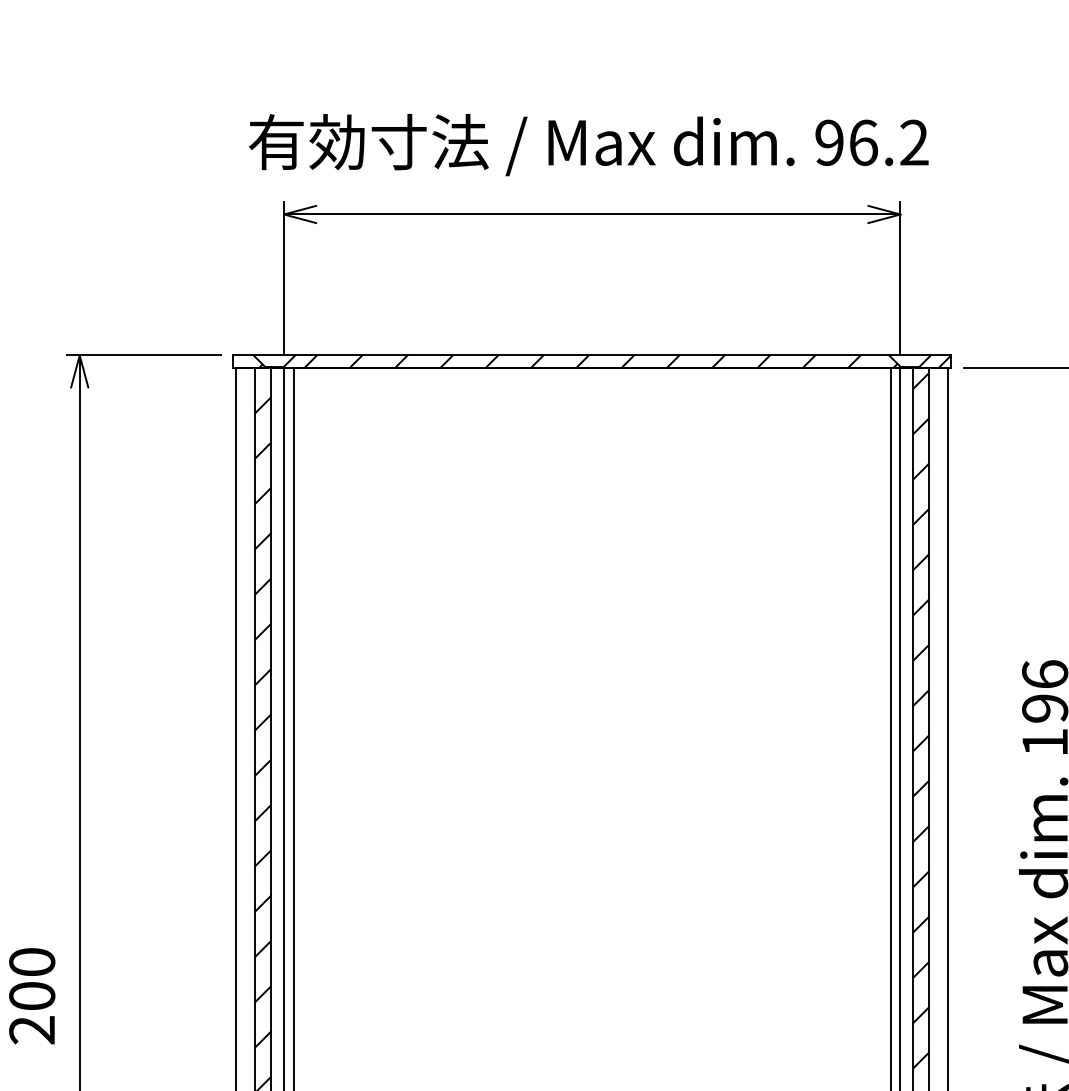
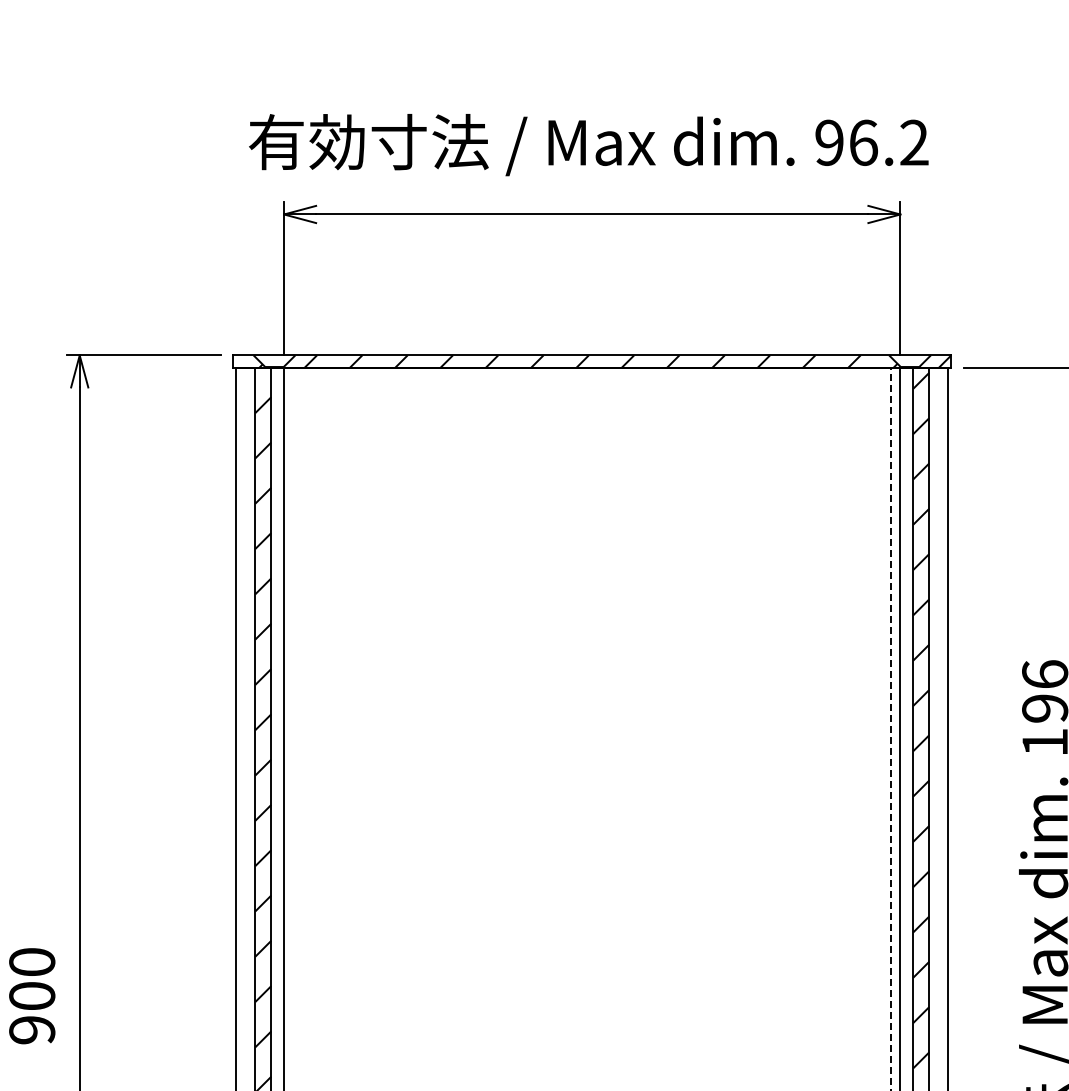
line: present -> none (293, 727)
line: solid -> dashed (890, 729)
text: 200 -> 900 (32, 1030)
